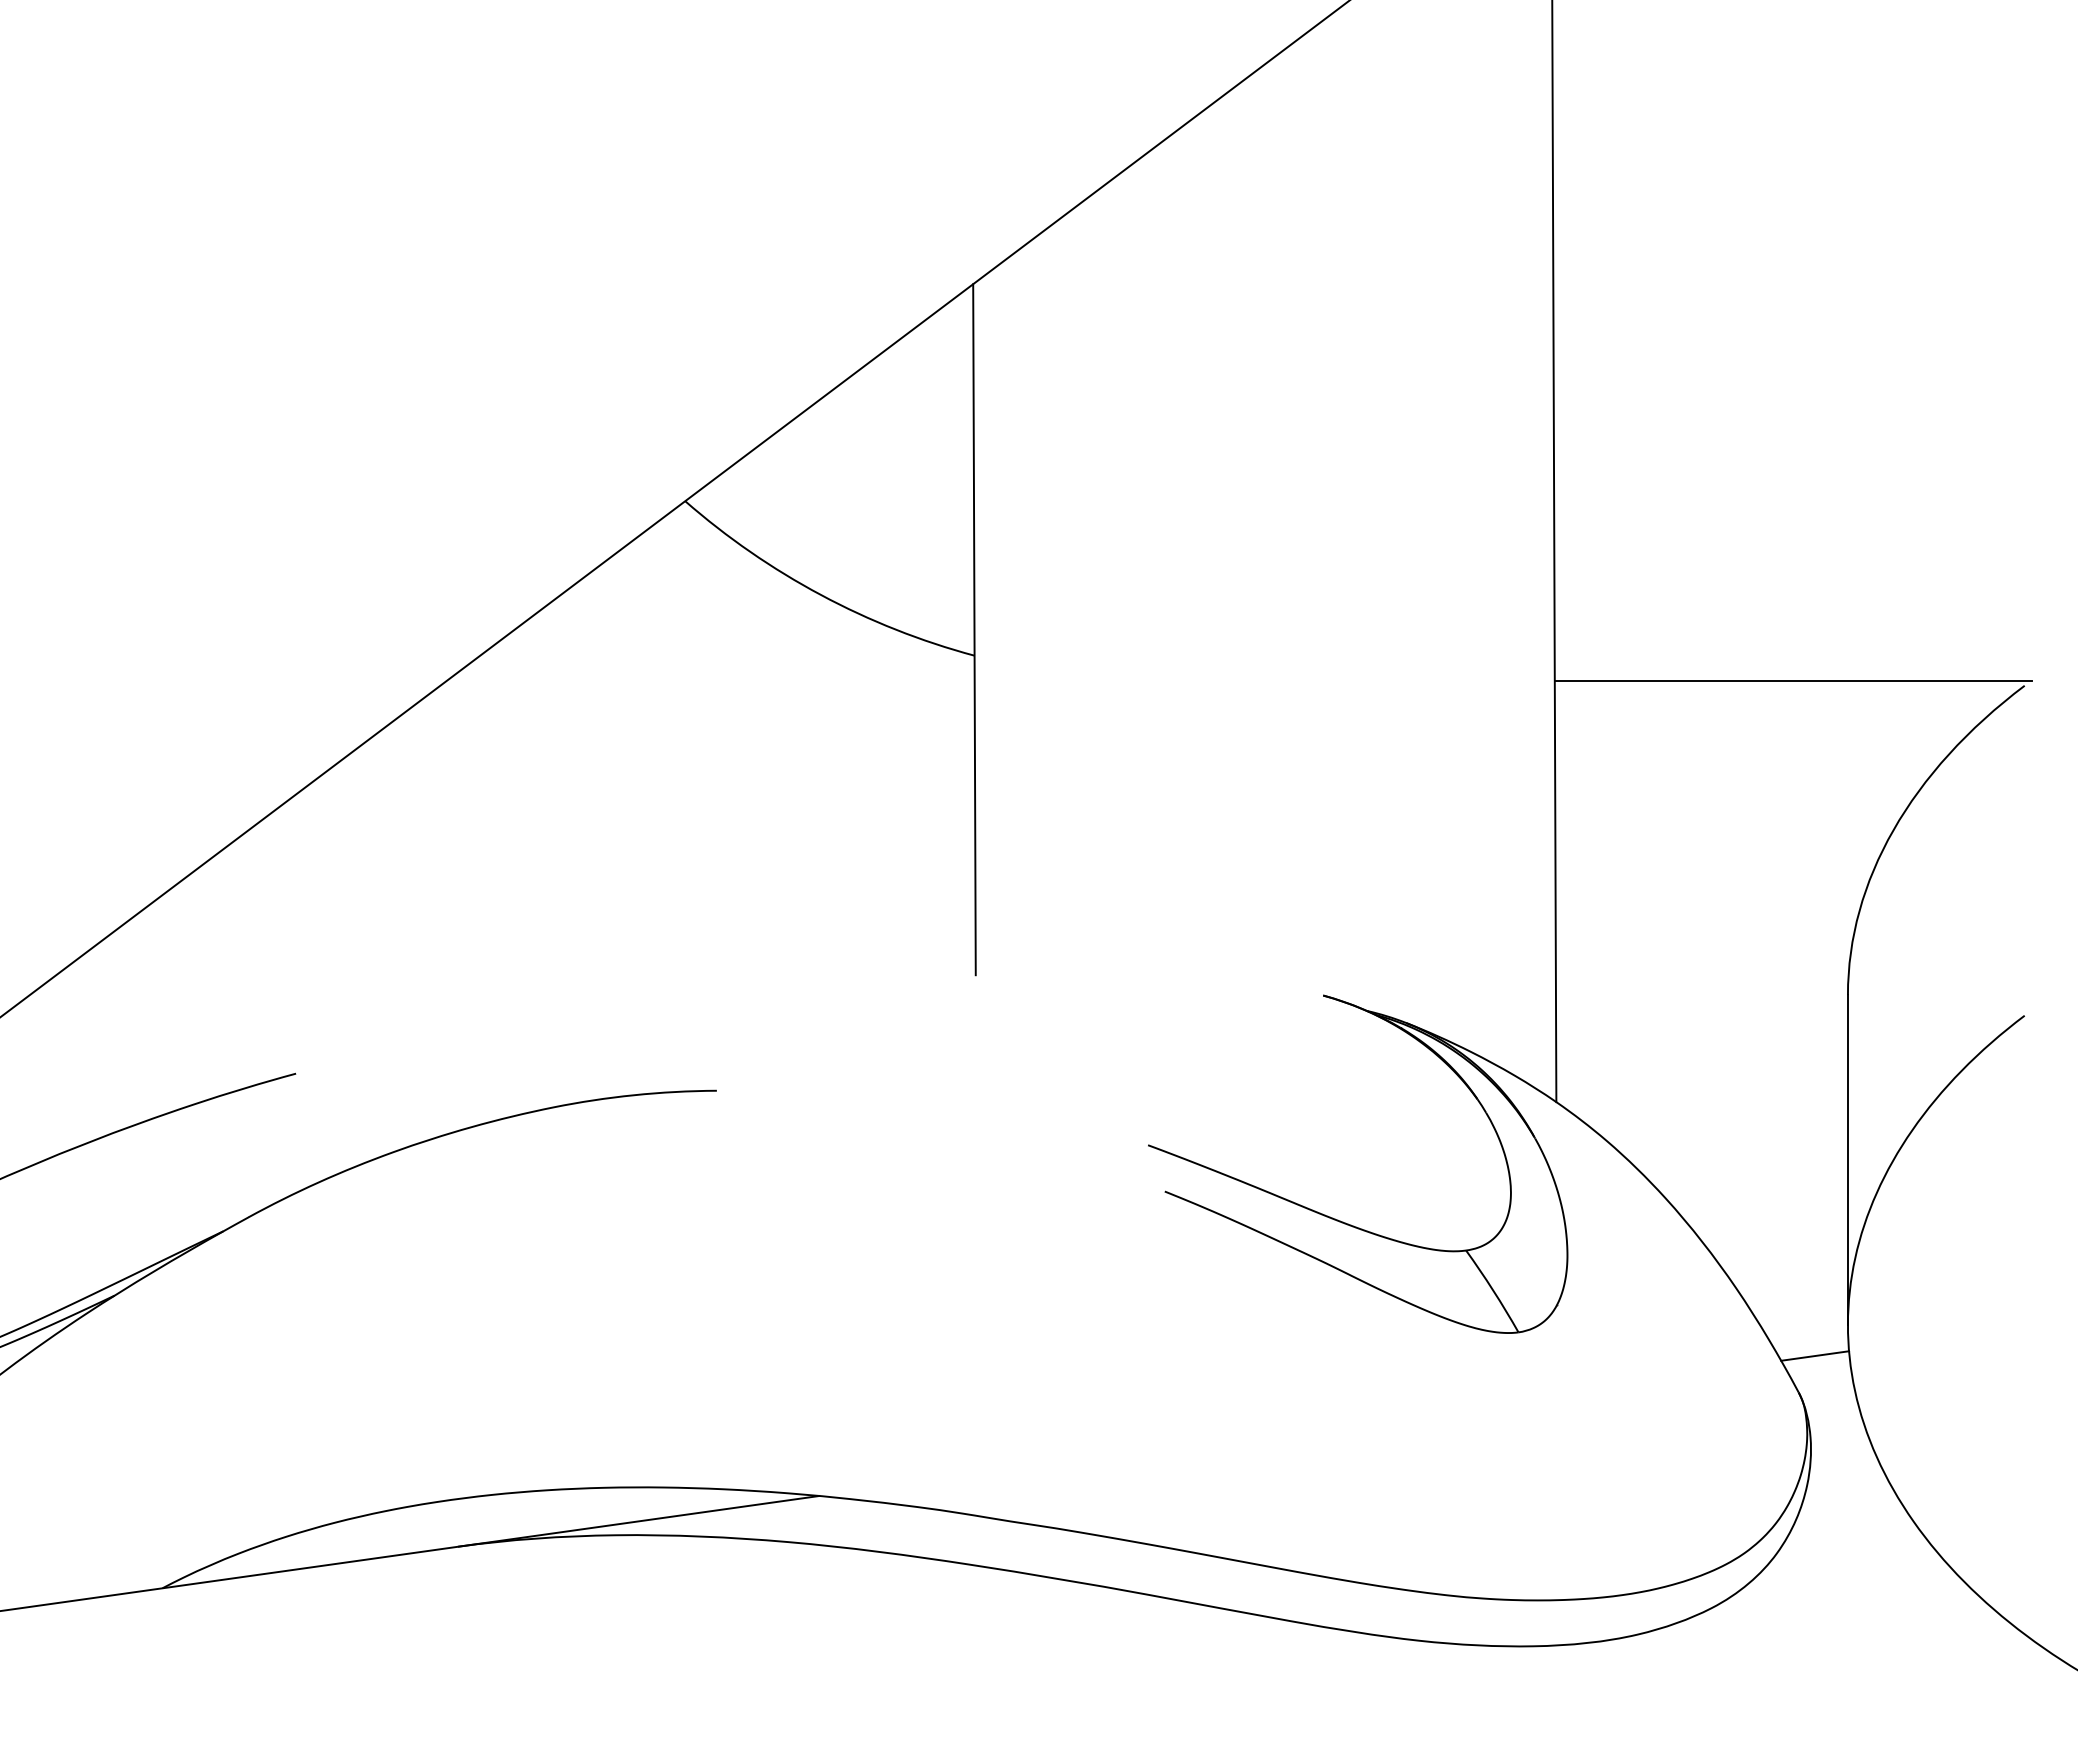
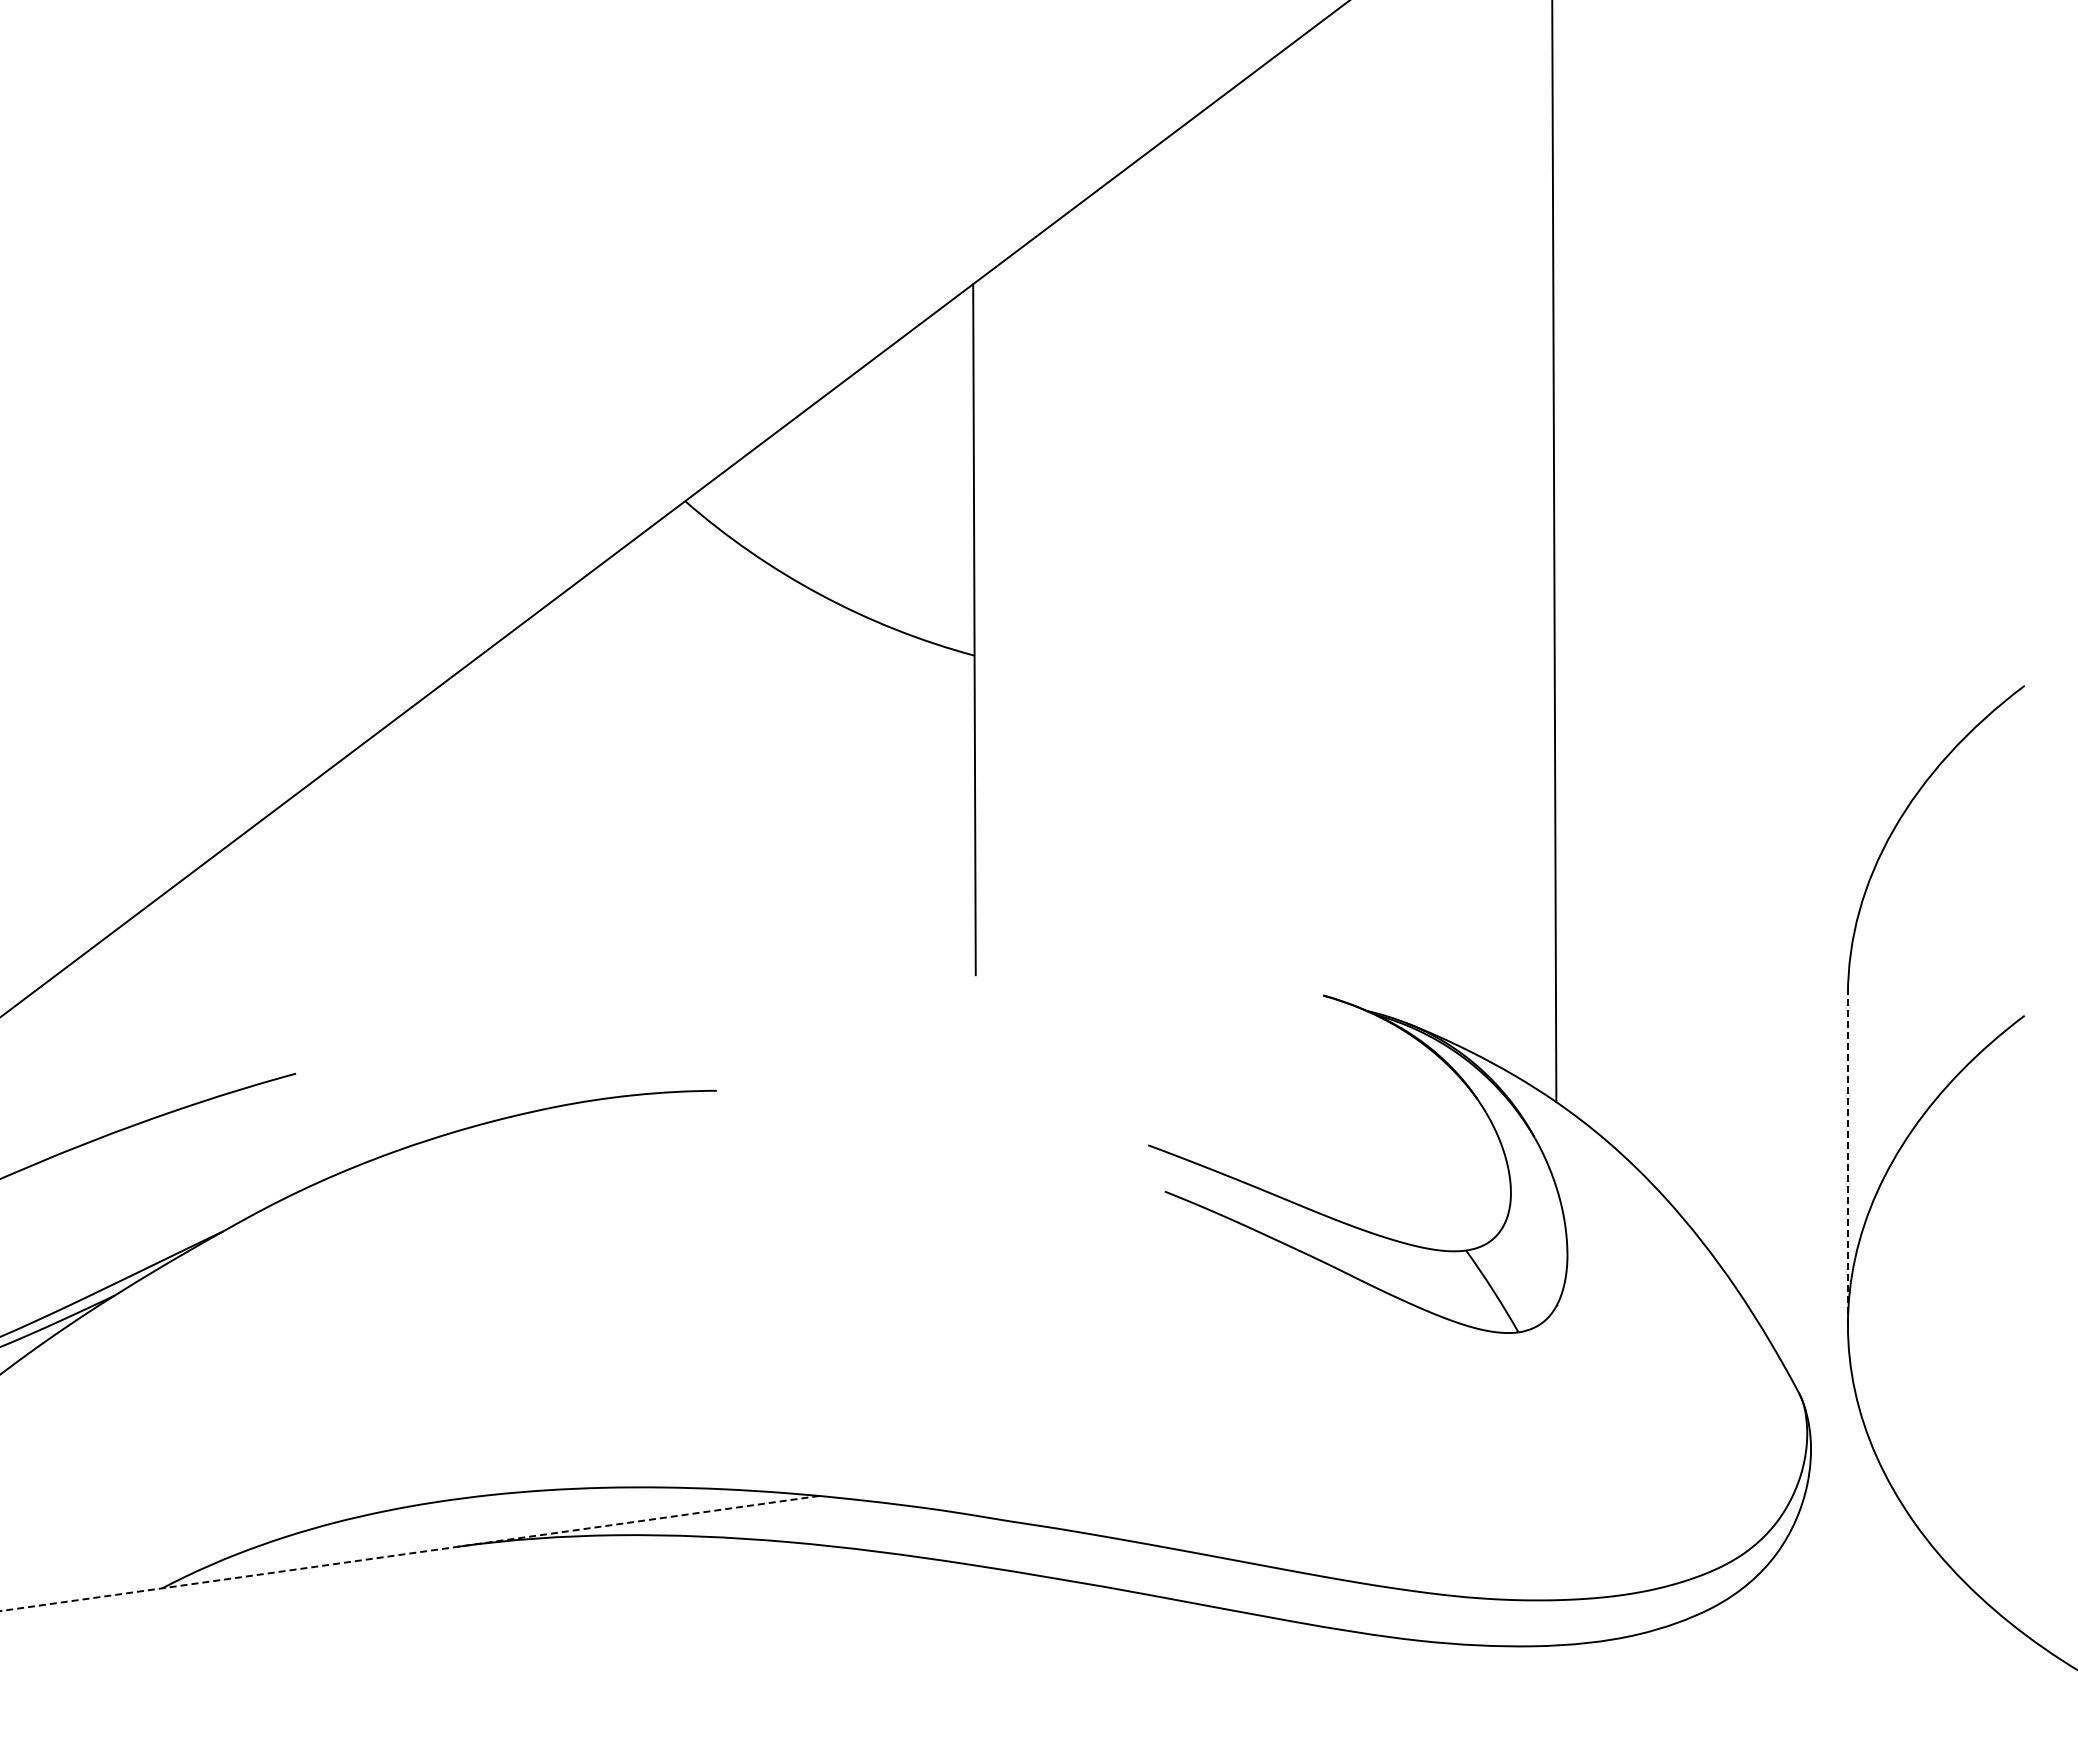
line: present -> none (1792, 680)
line: solid -> dashed (1847, 1160)
line: present -> none (1815, 1355)
line: solid -> dashed (409, 1553)
